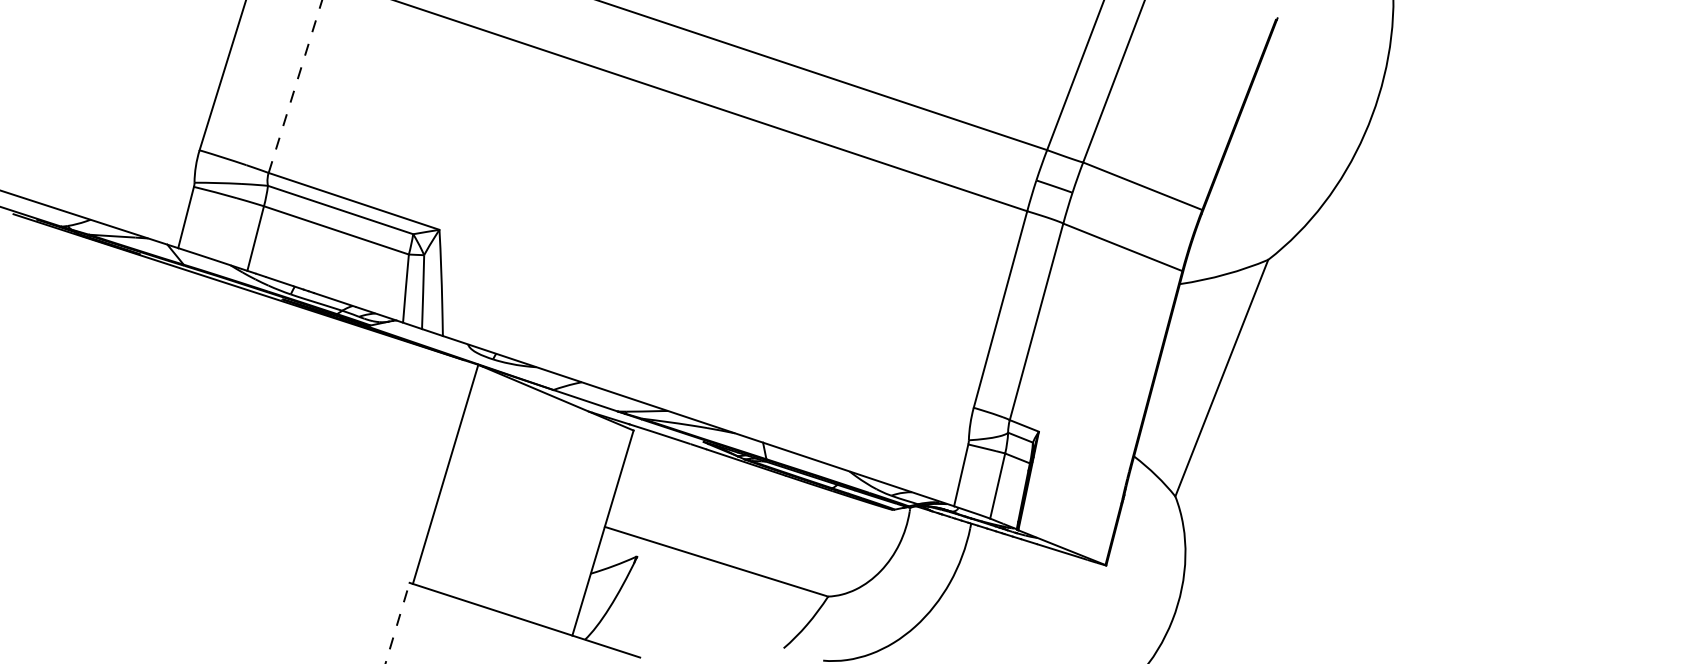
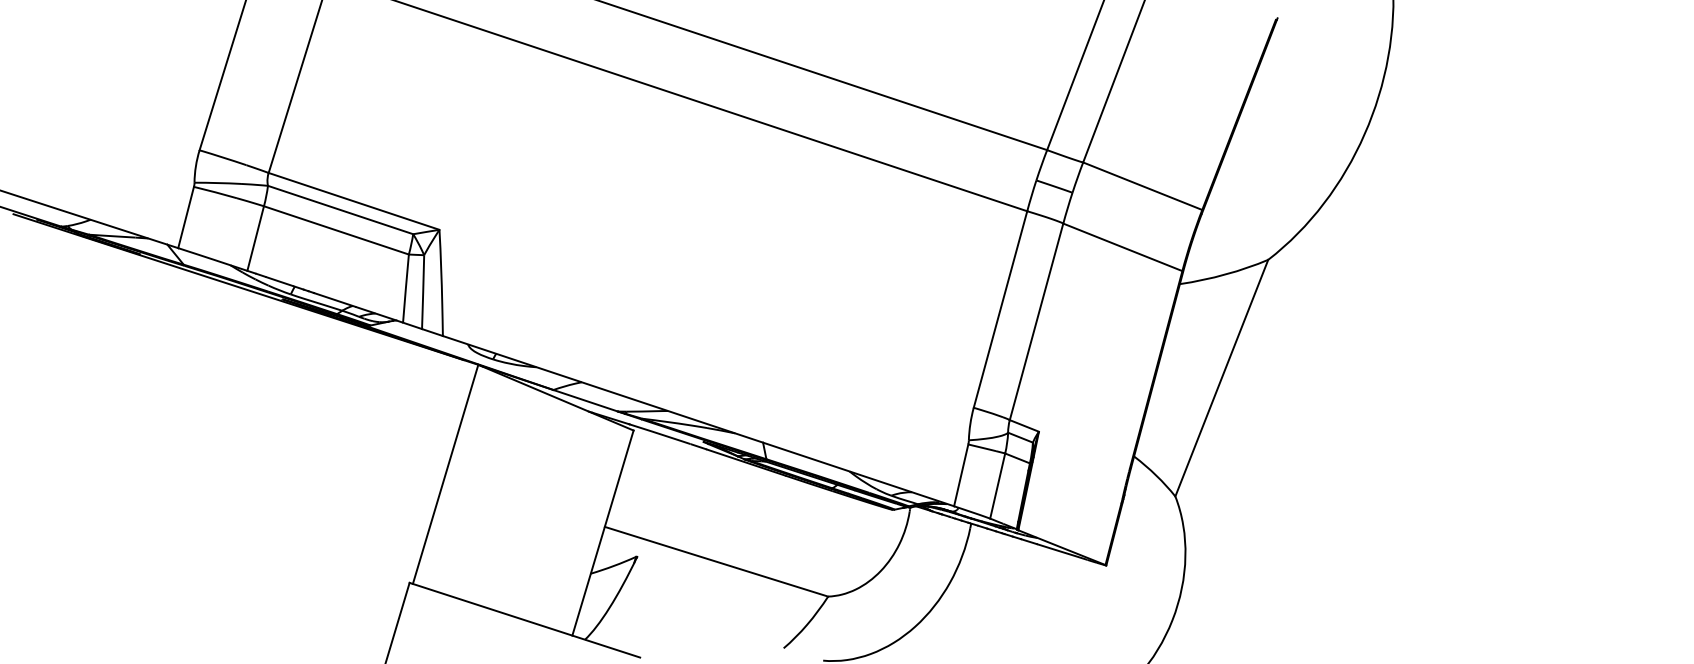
line: dashed -> solid (295, 86)
line: dashed -> solid (397, 623)
